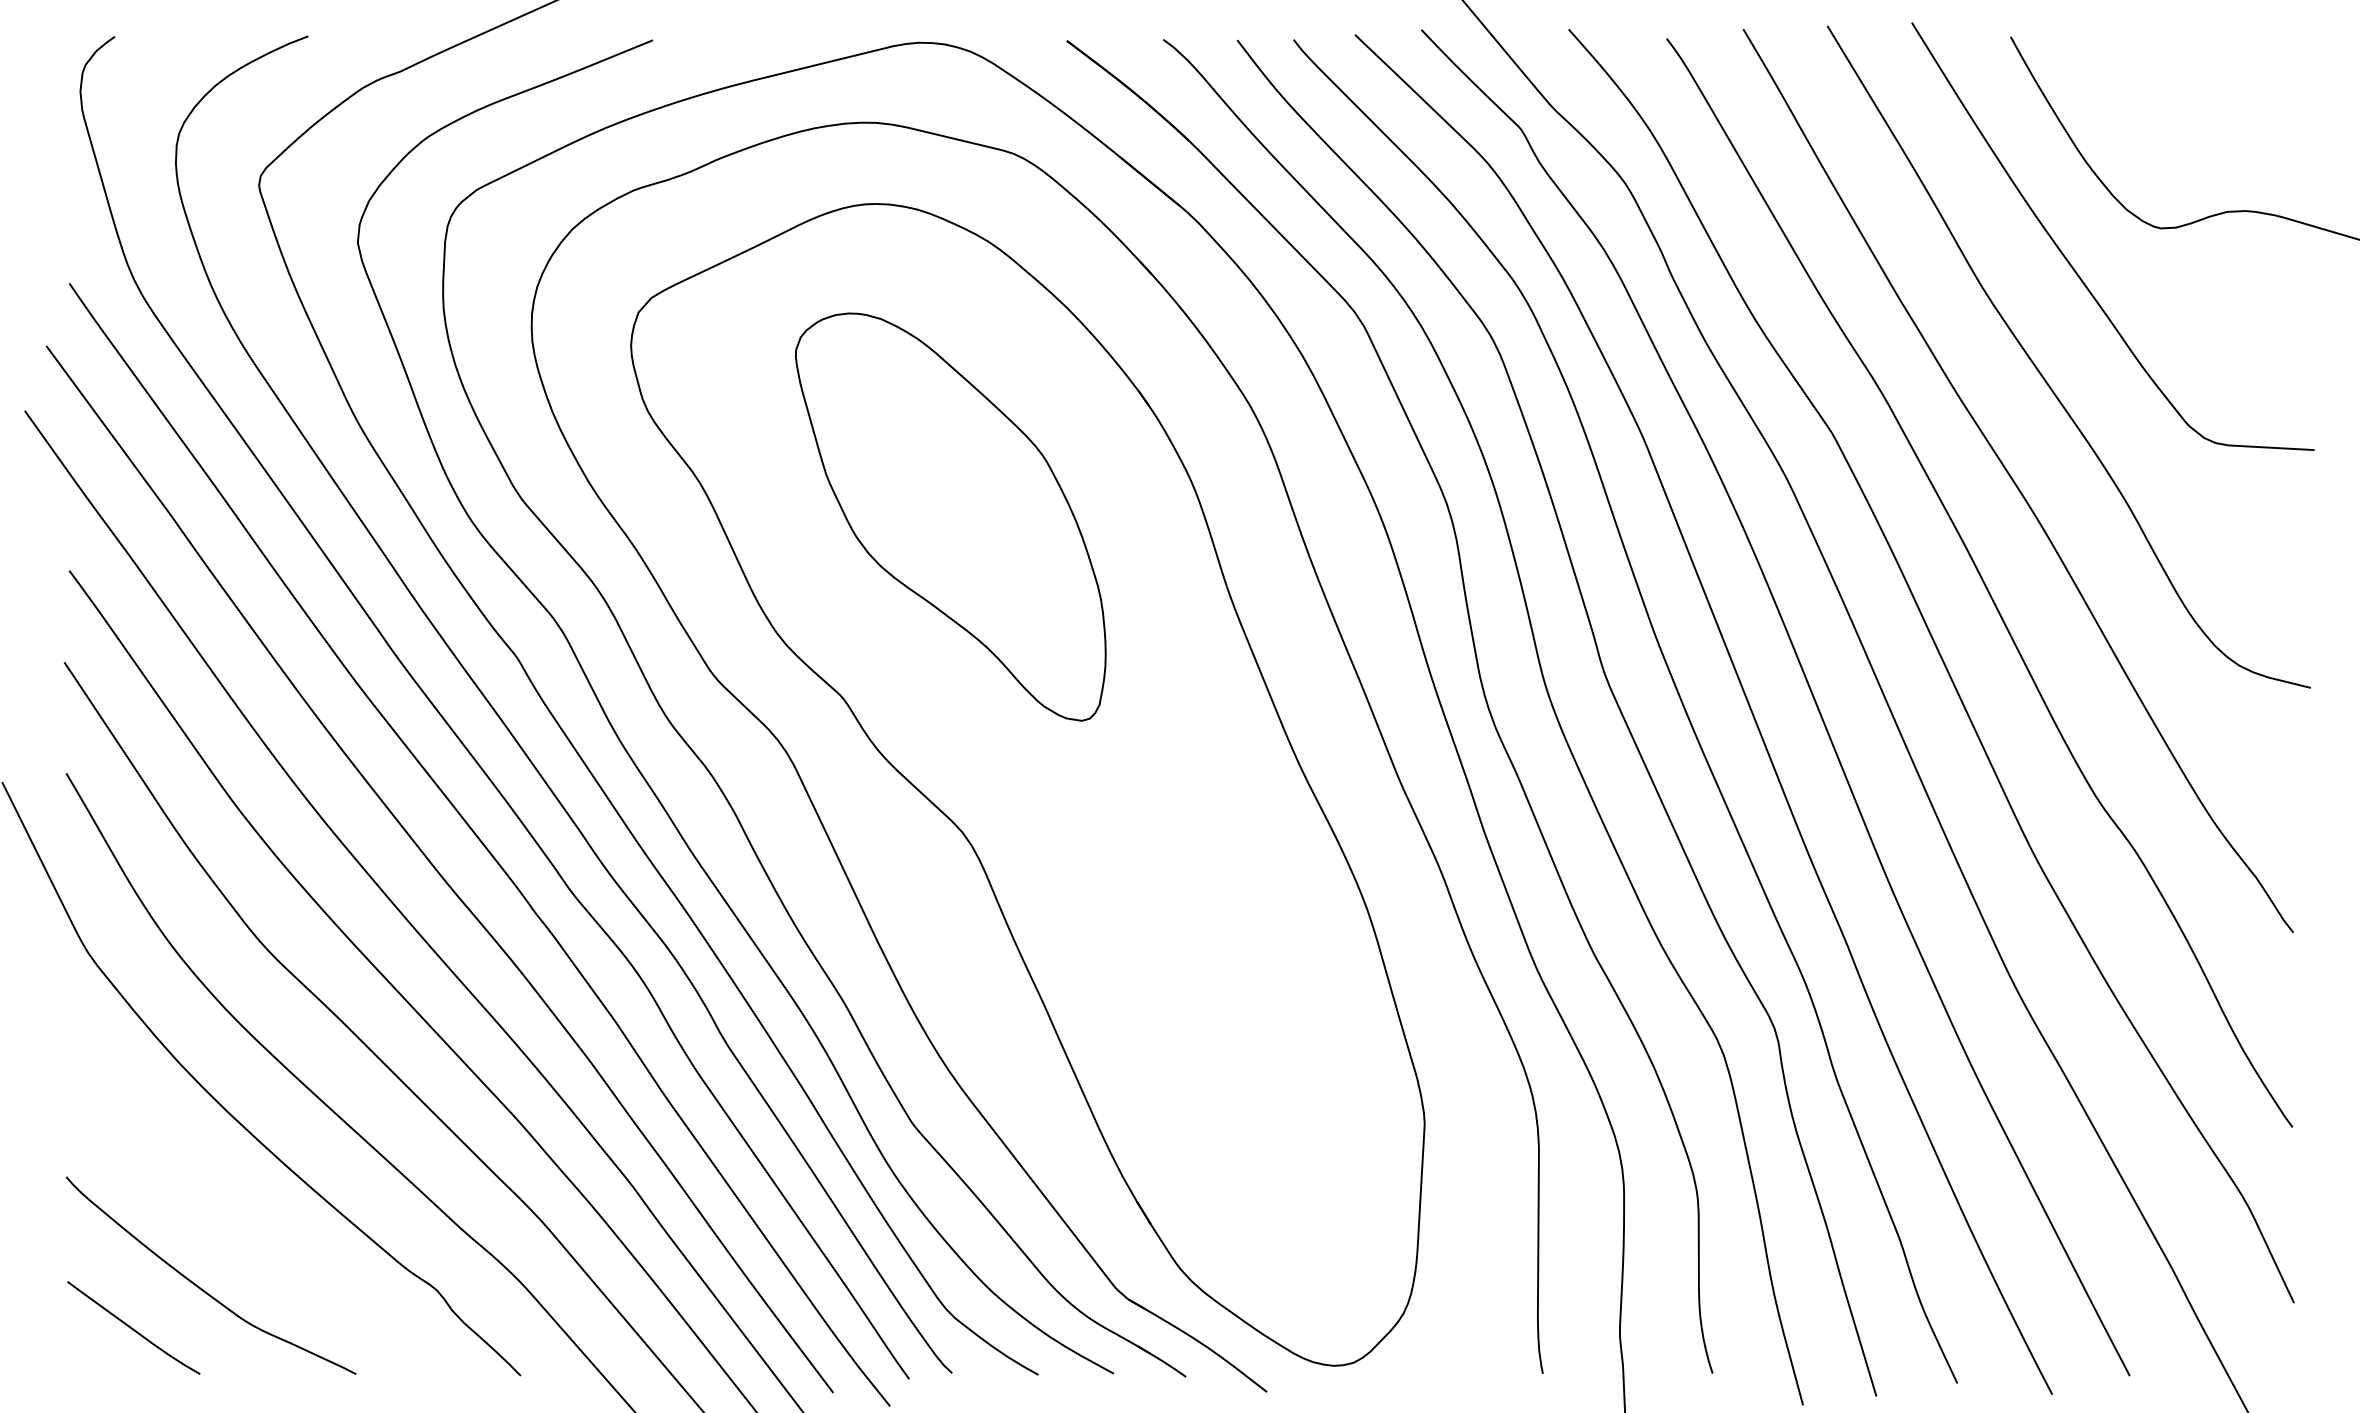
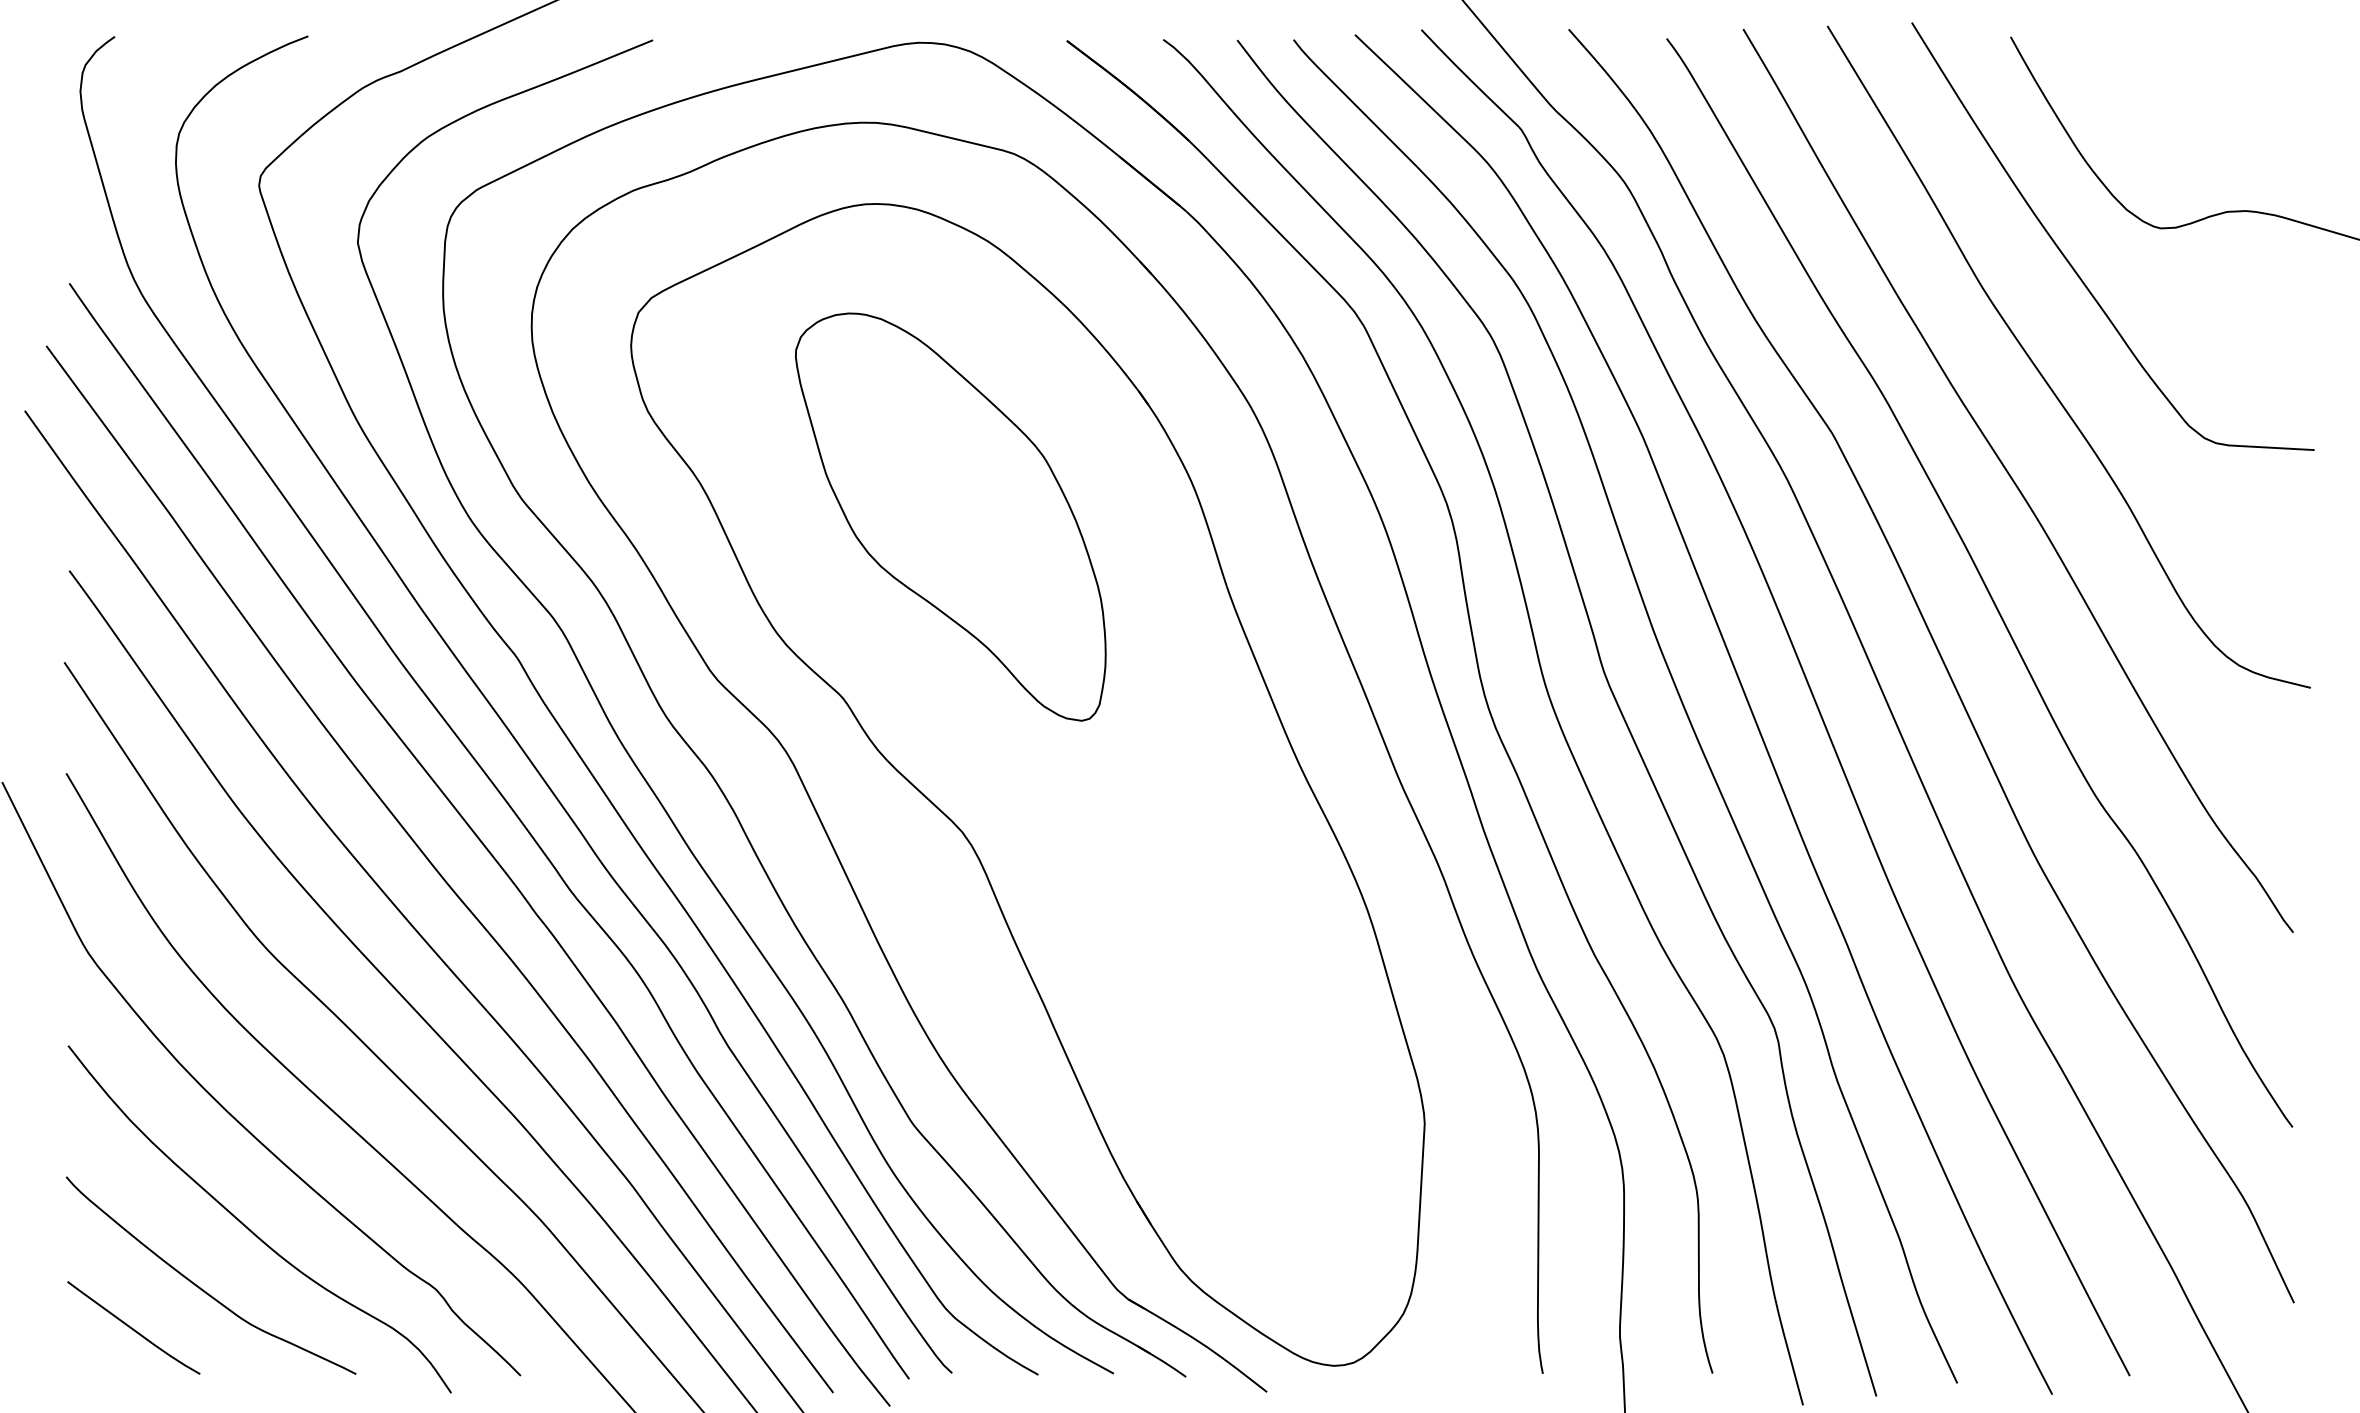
curve: none -> present (249, 1228)
